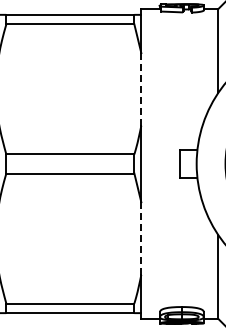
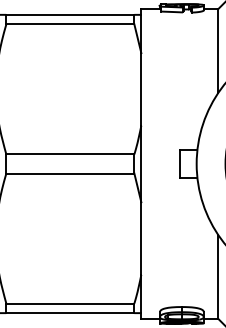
line: dashed -> solid (141, 89)
line: dashed -> solid (141, 239)
